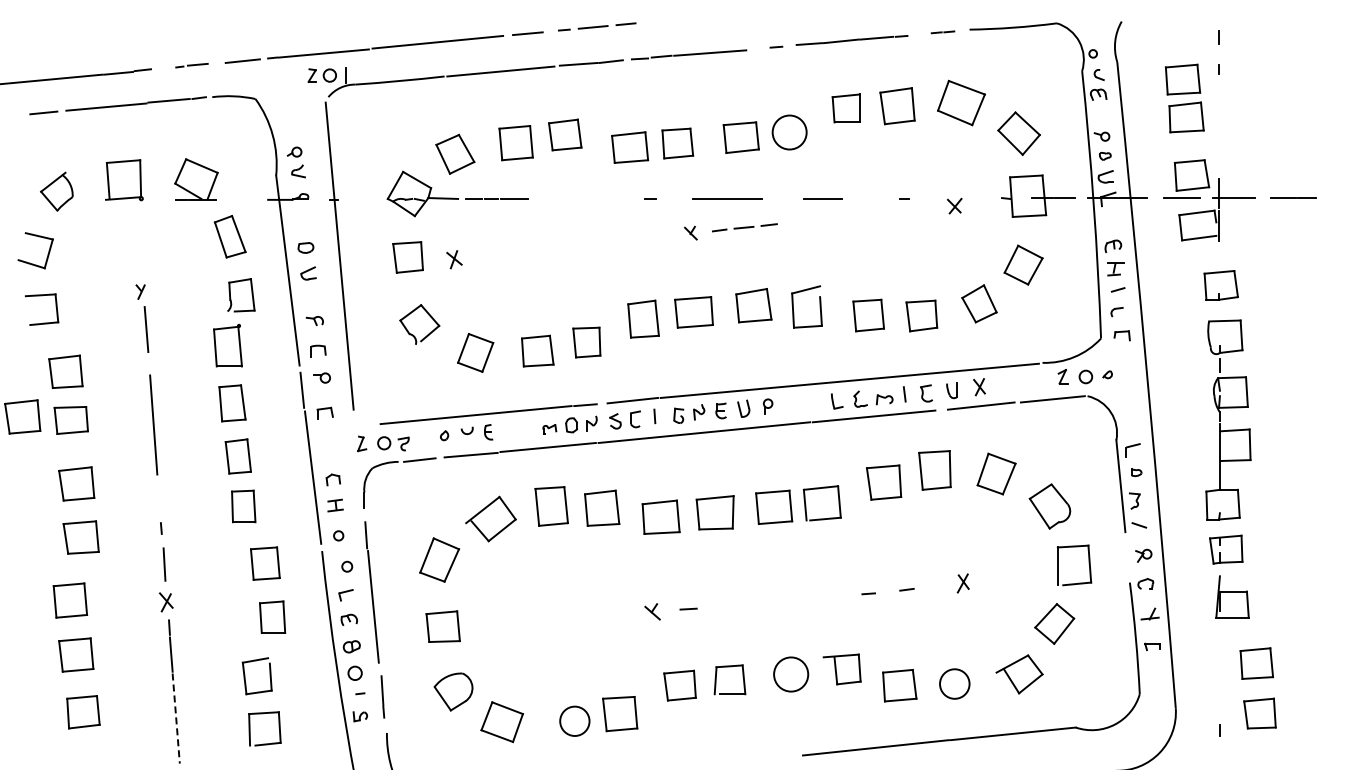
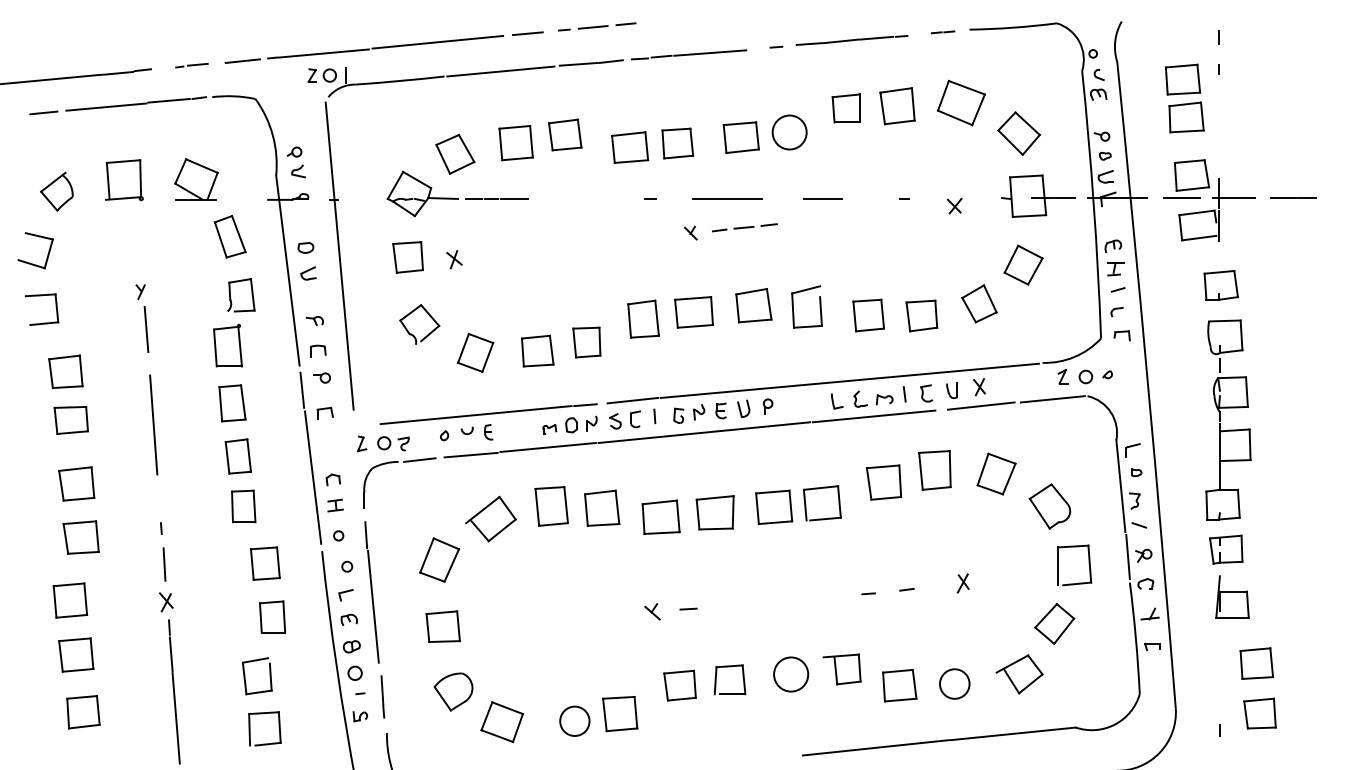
part: present -> none (22, 416)
line: none -> present (1127, 556)
line: dashed -> solid (176, 719)
